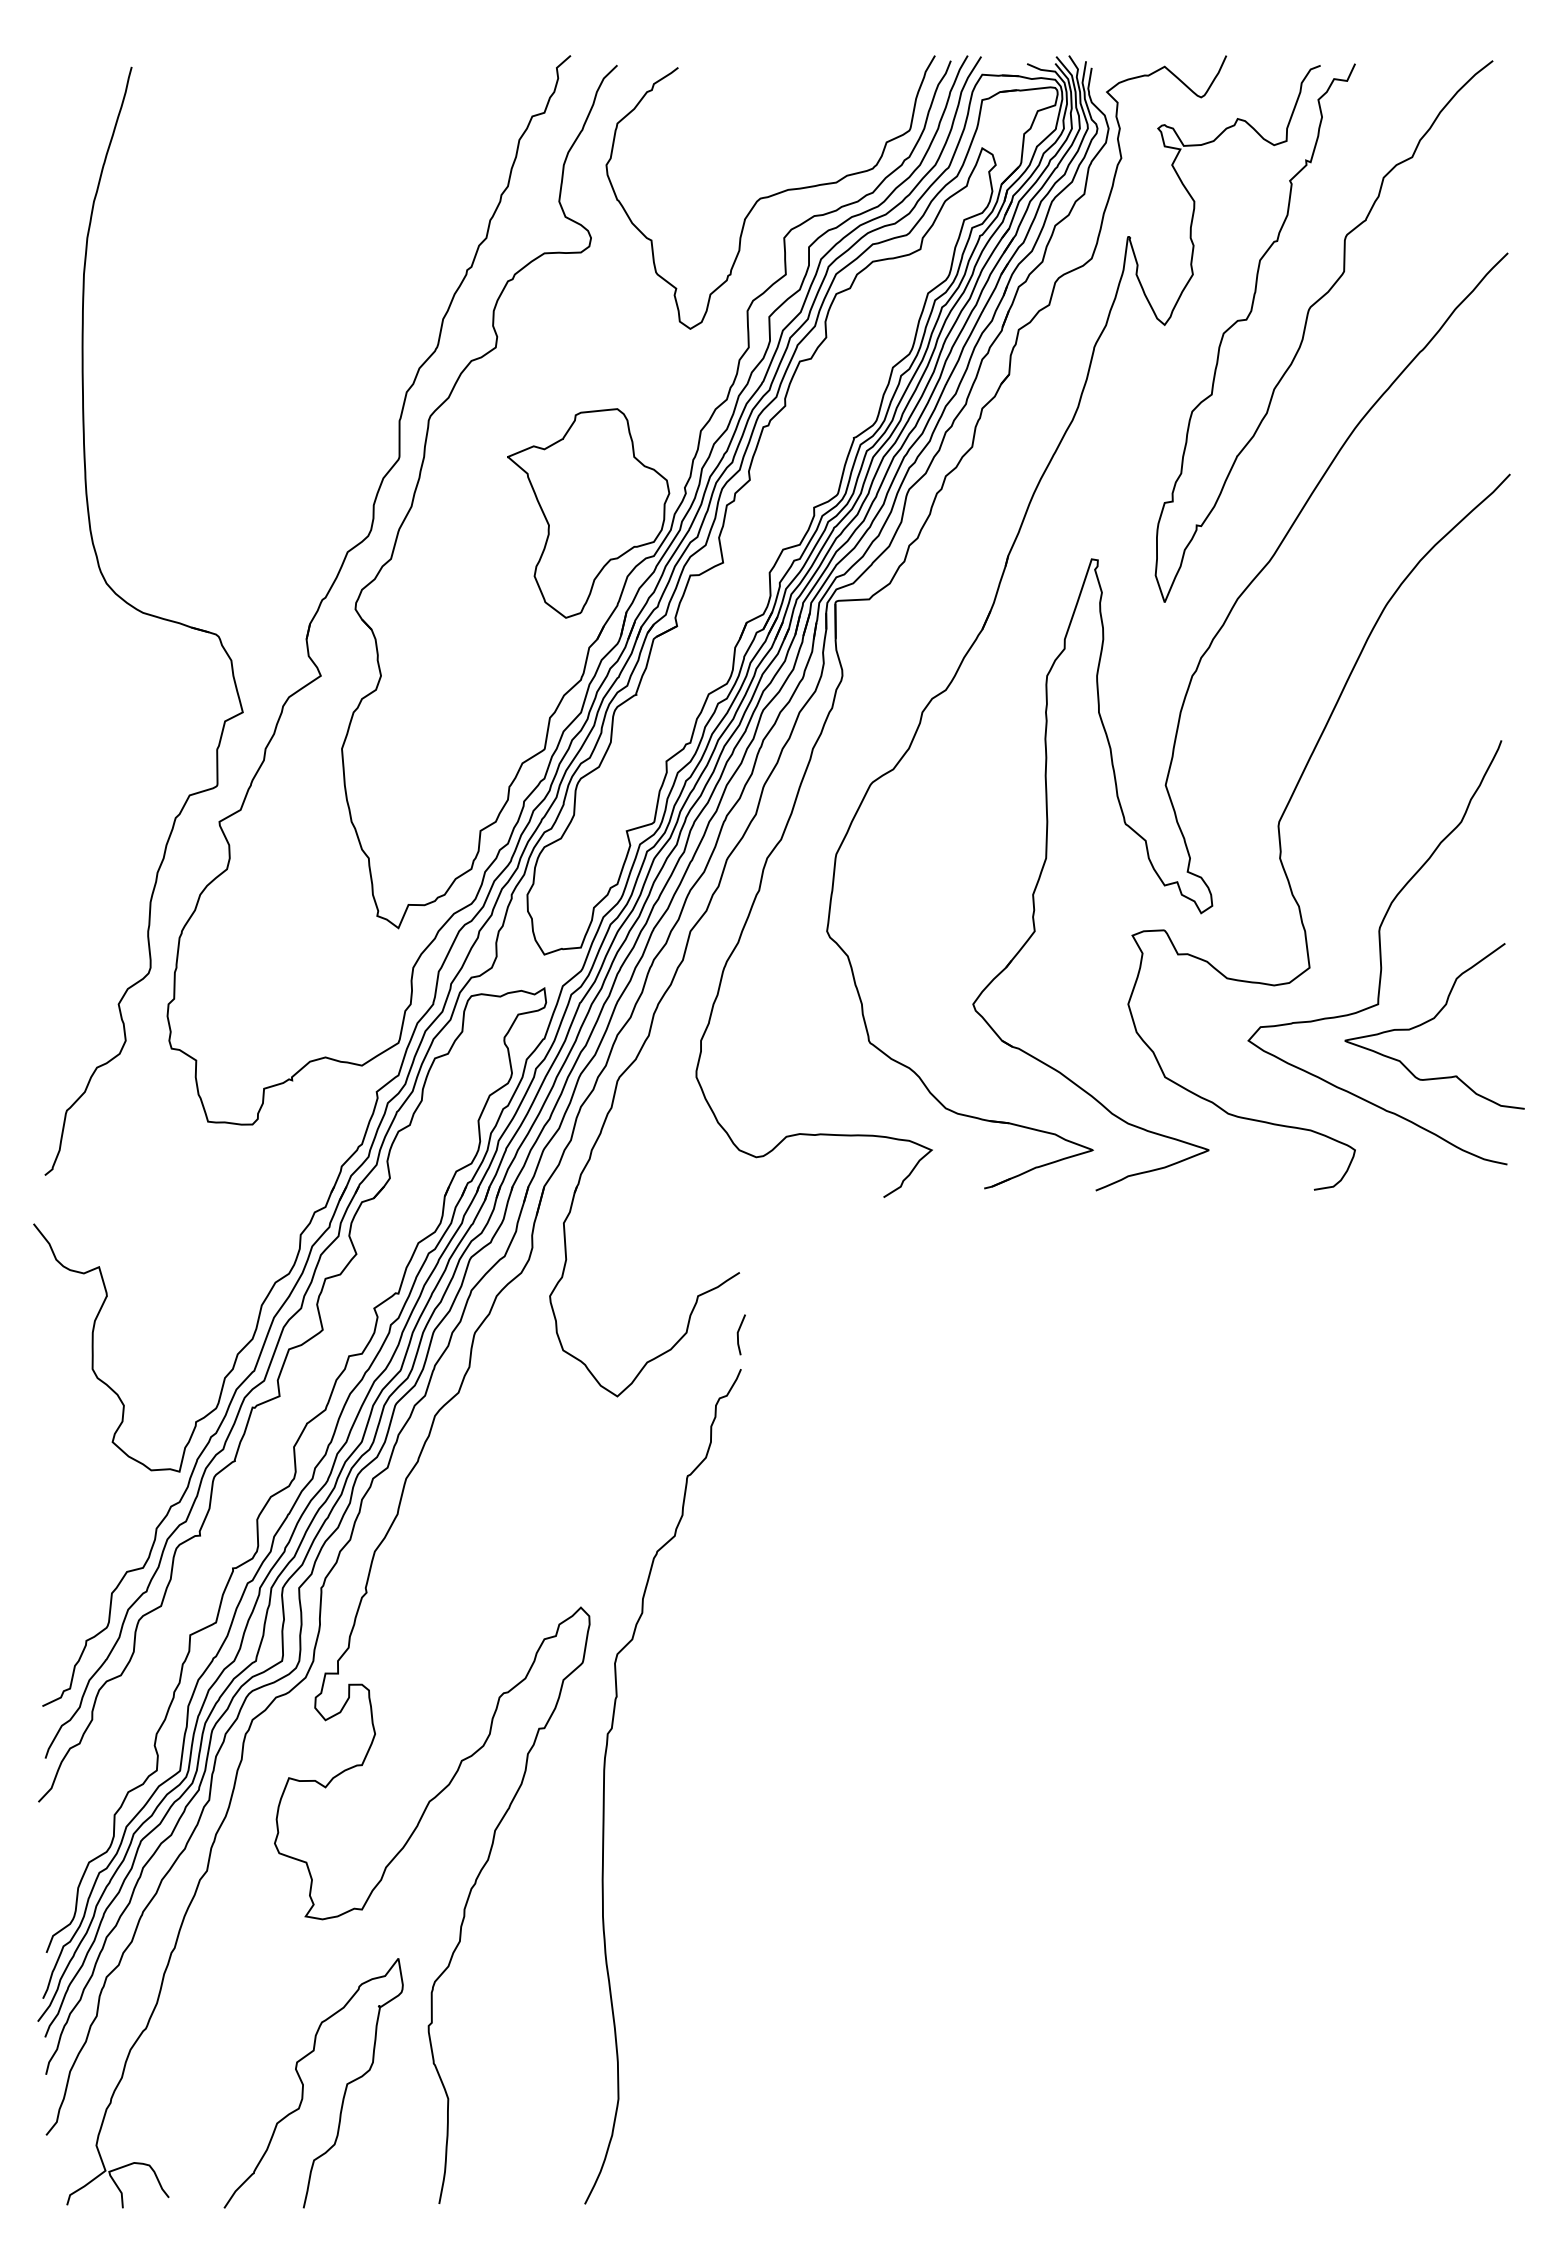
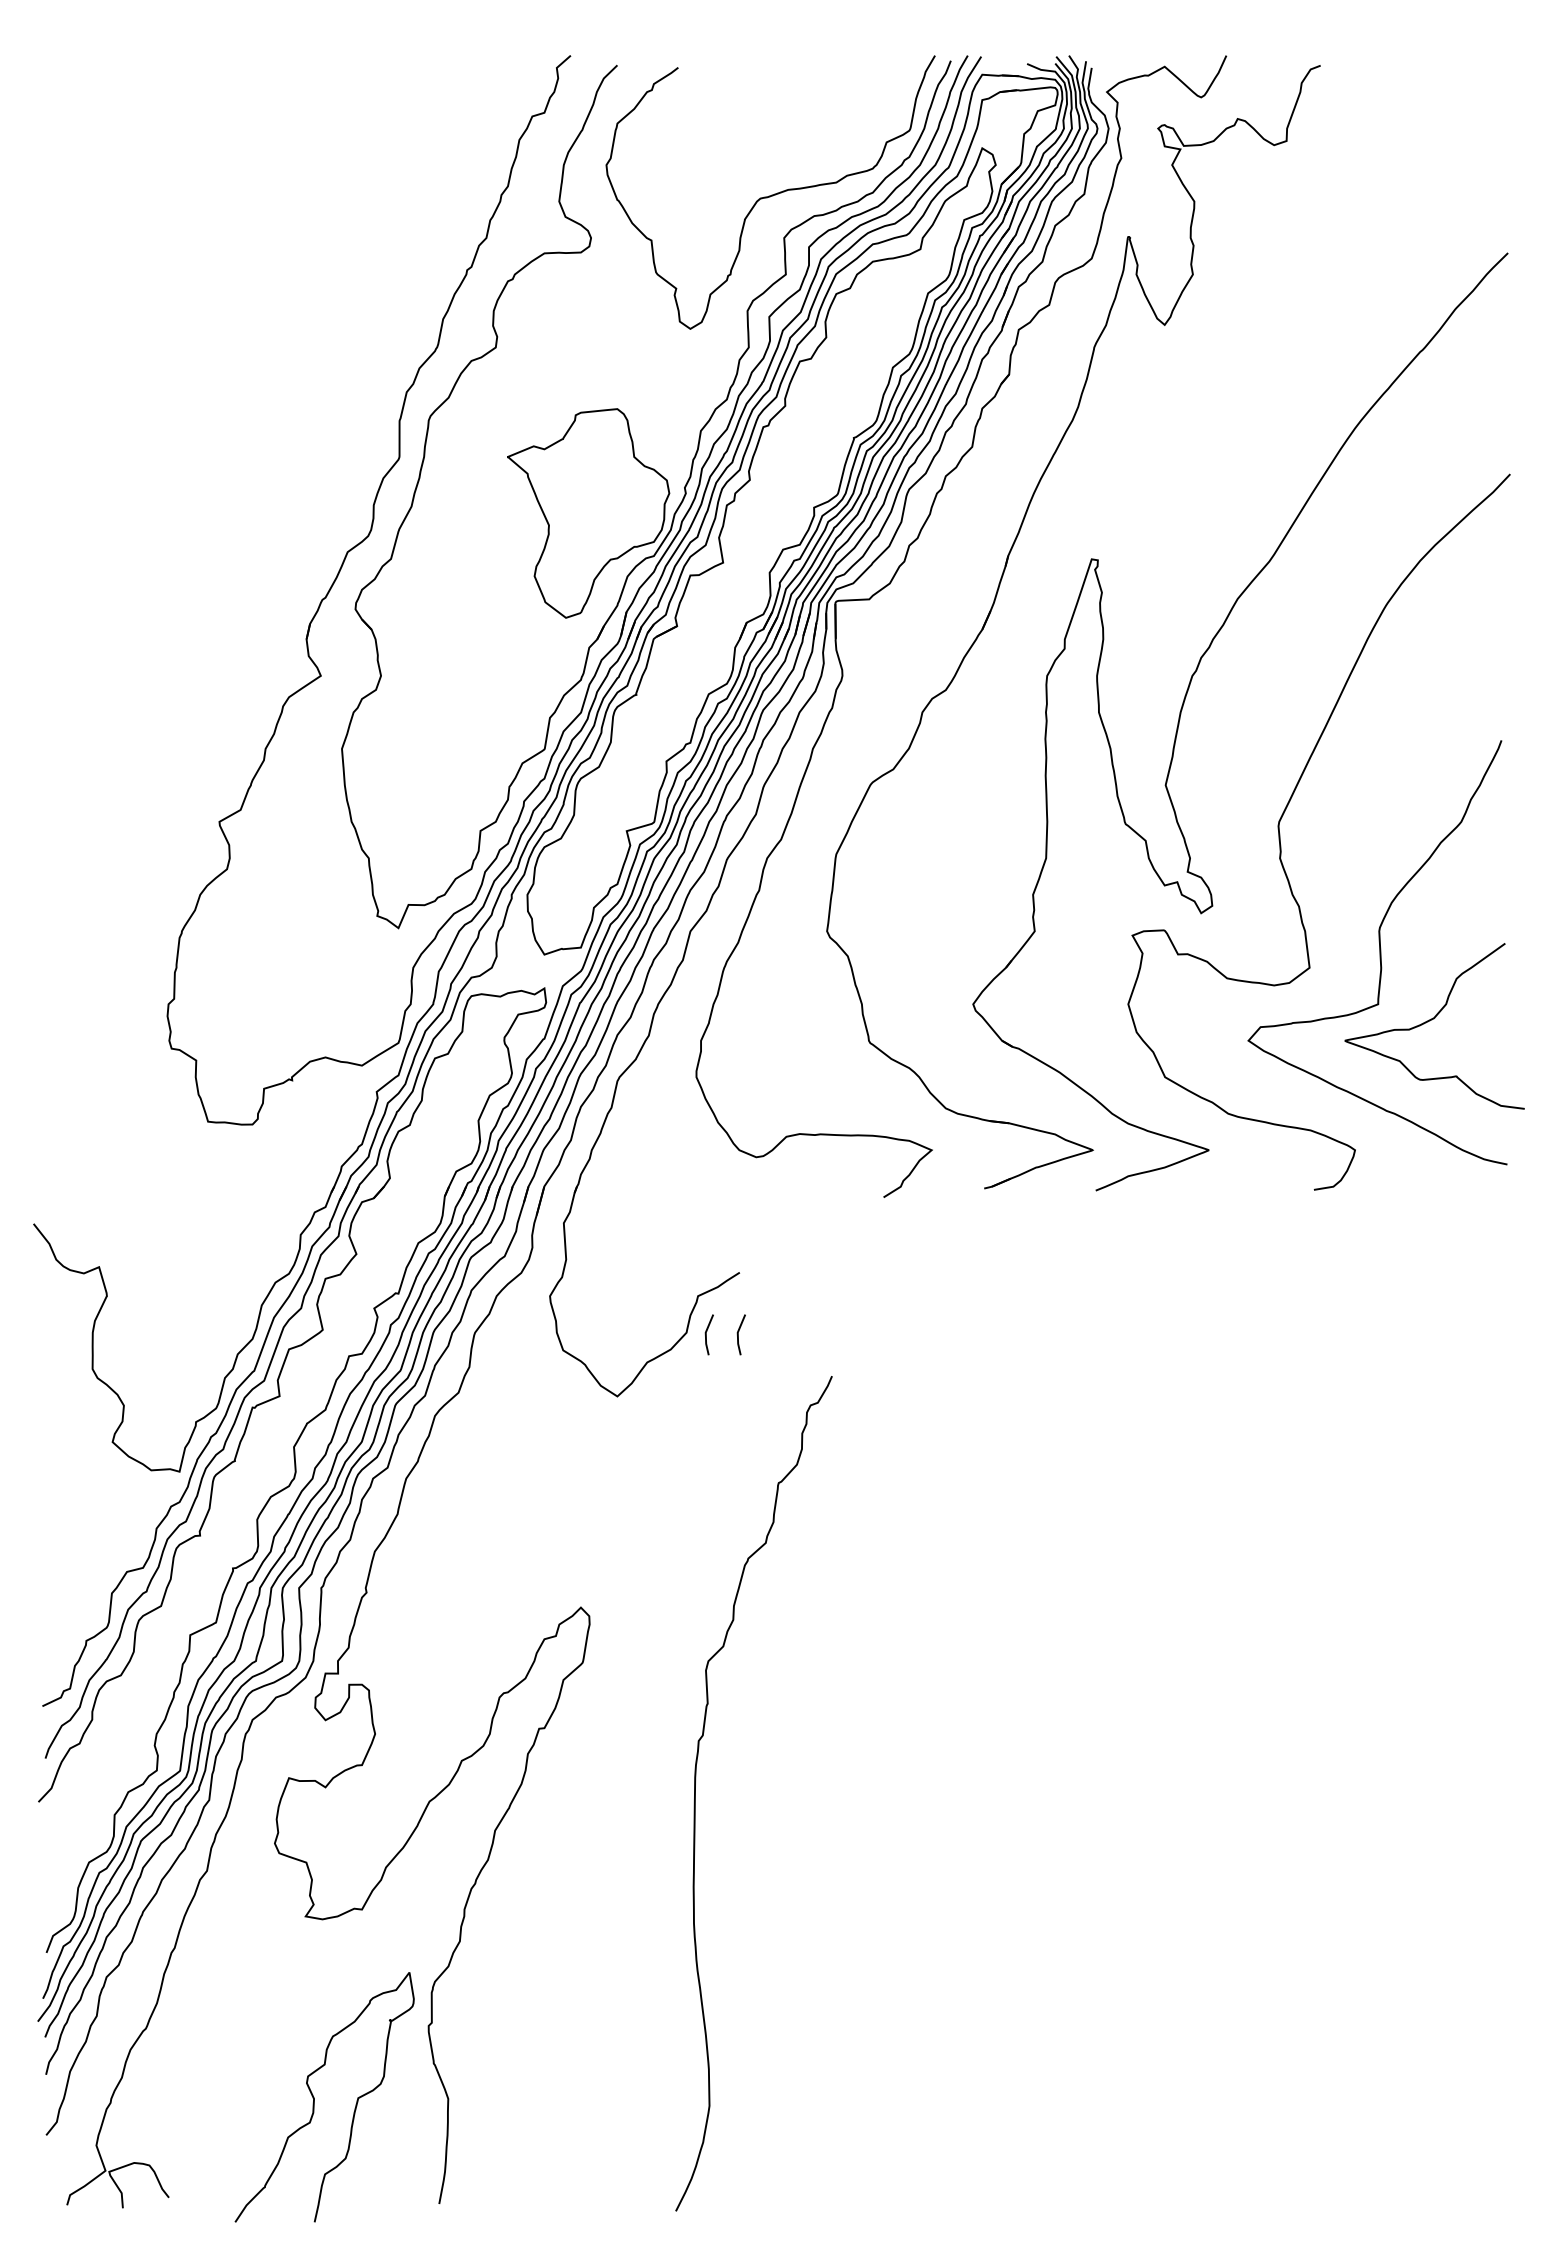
curve: present -> none (1306, 326)
part: present -> none (144, 614)
line: none -> present (706, 1334)
curve position: (604, 1786) -> (695, 1793) (695, 1793)
curve position: (303, 2083) -> (314, 2097) (314, 2097)
